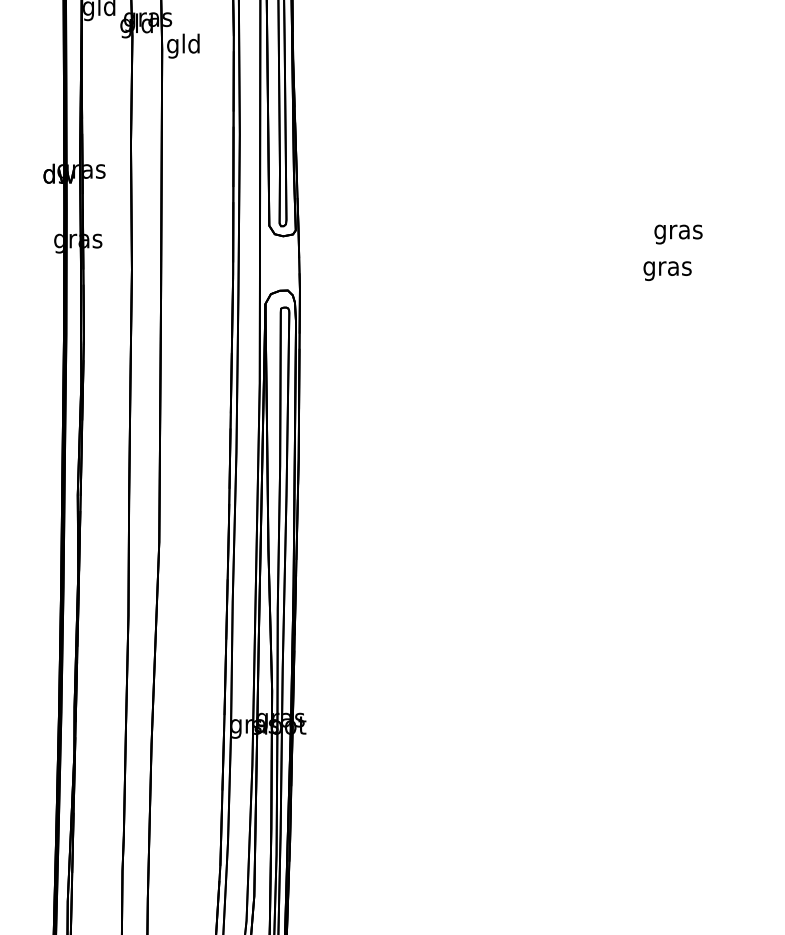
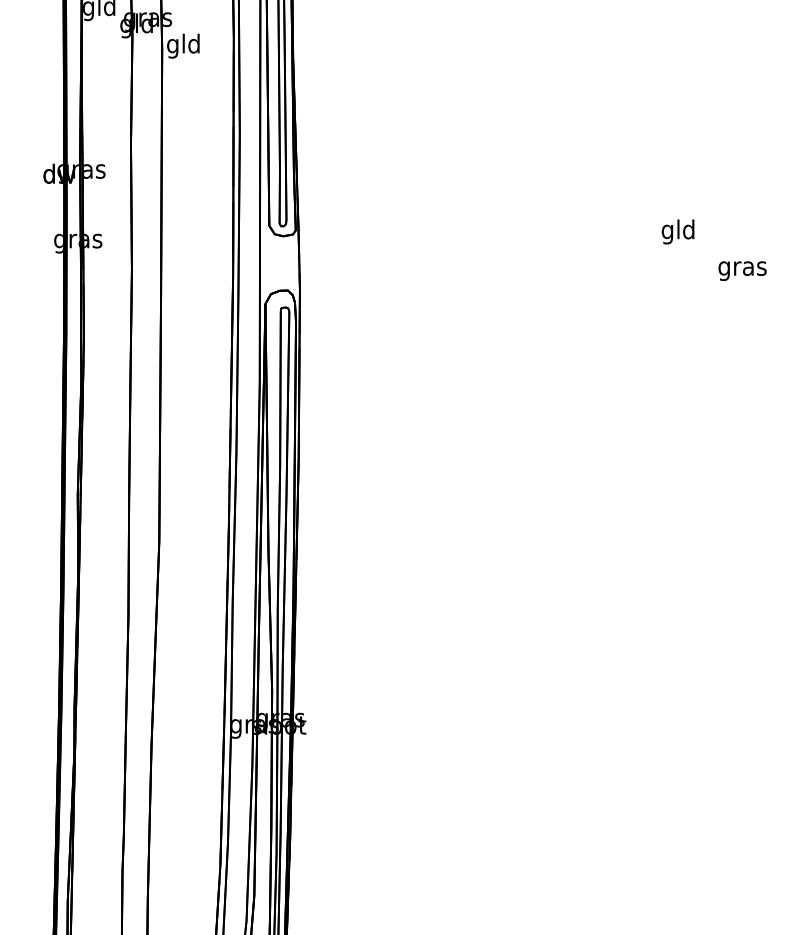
text: gras -> gld (678, 231)
text position: (667, 270) -> (742, 270) (742, 270)
